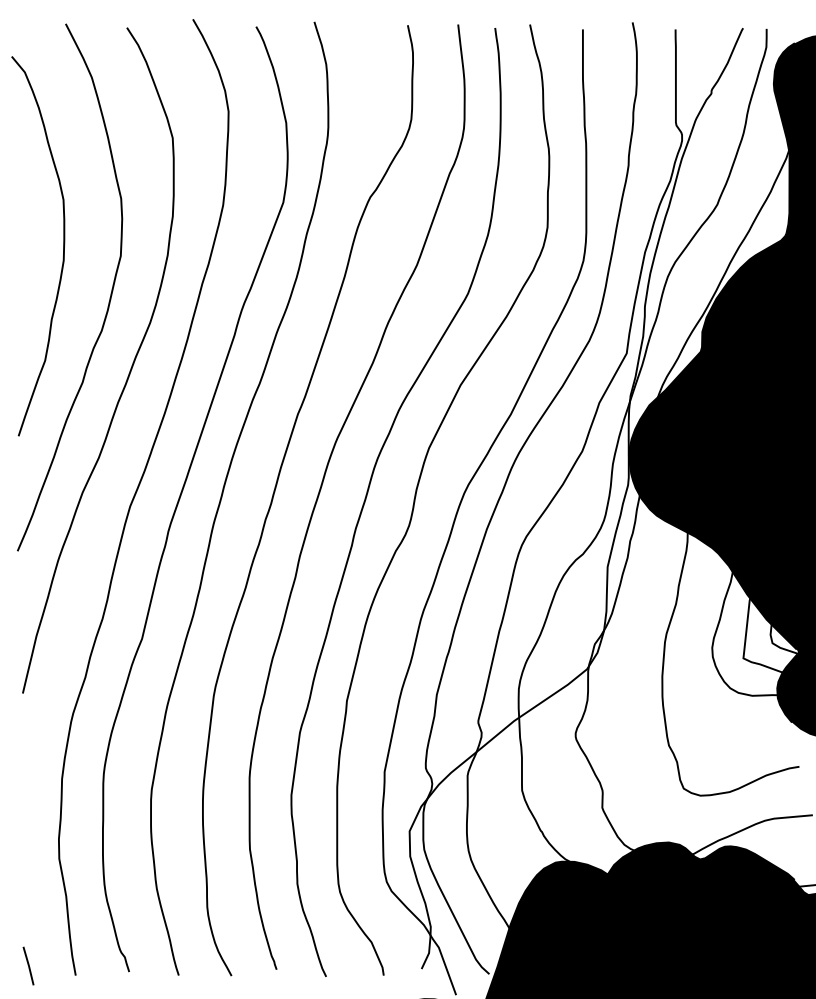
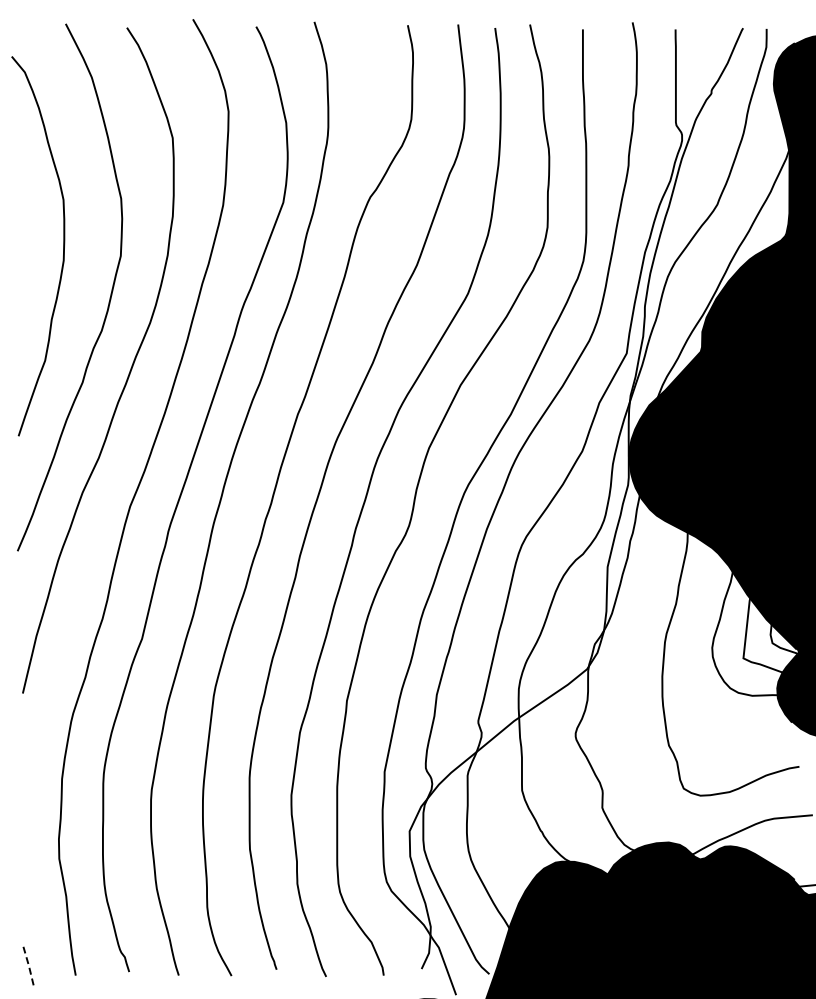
line: solid -> dashed (29, 966)
